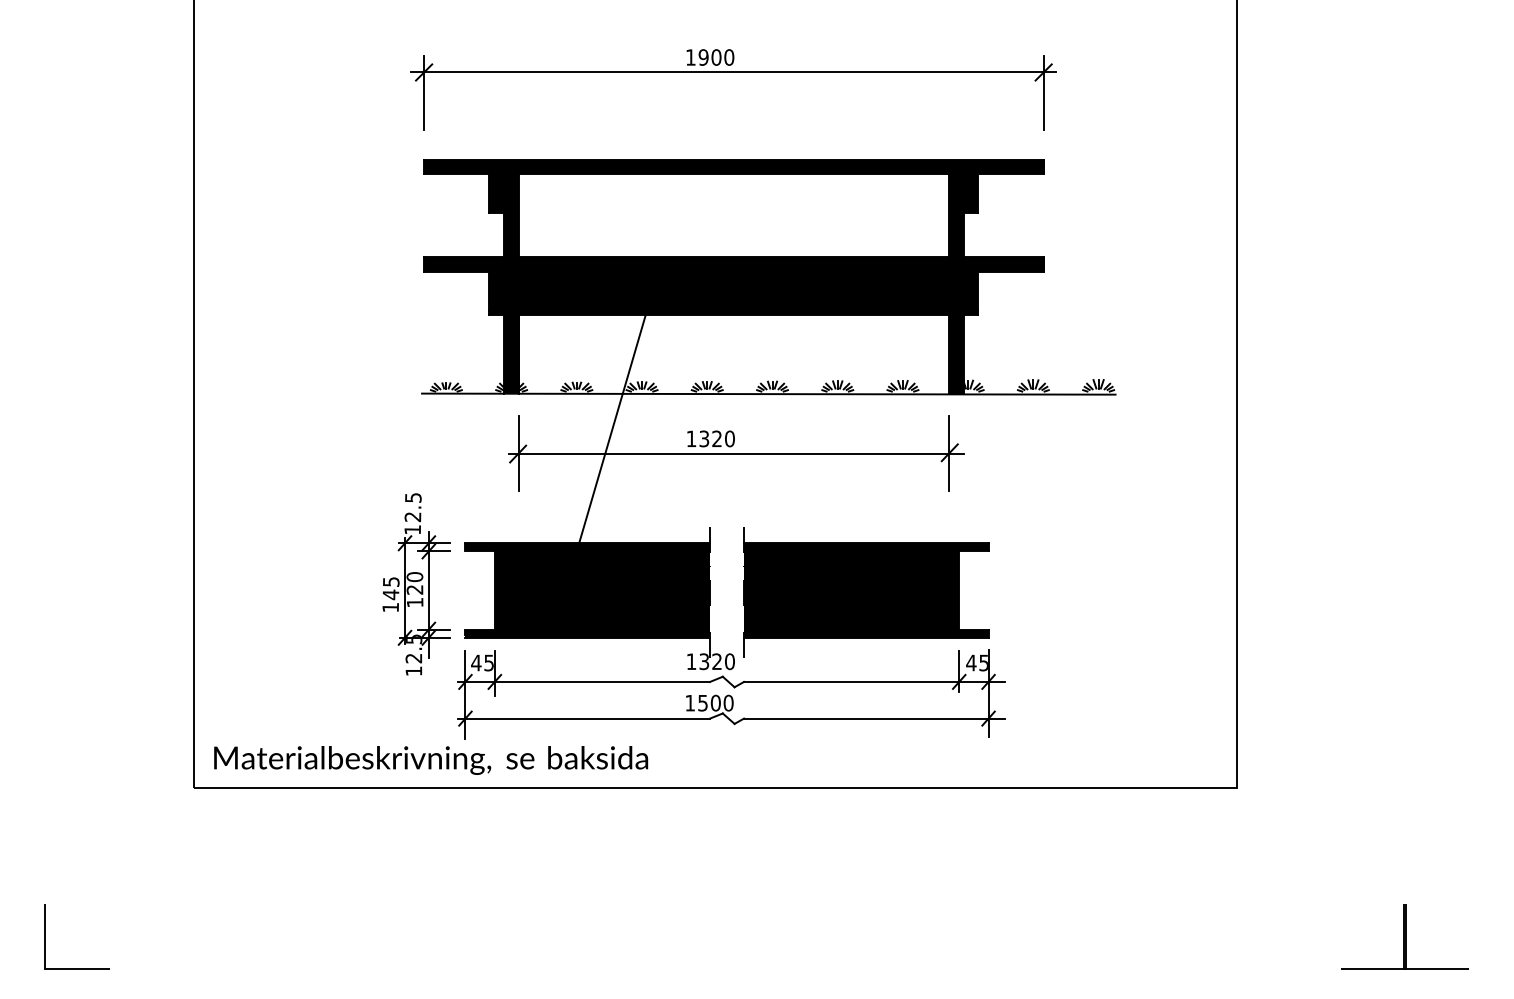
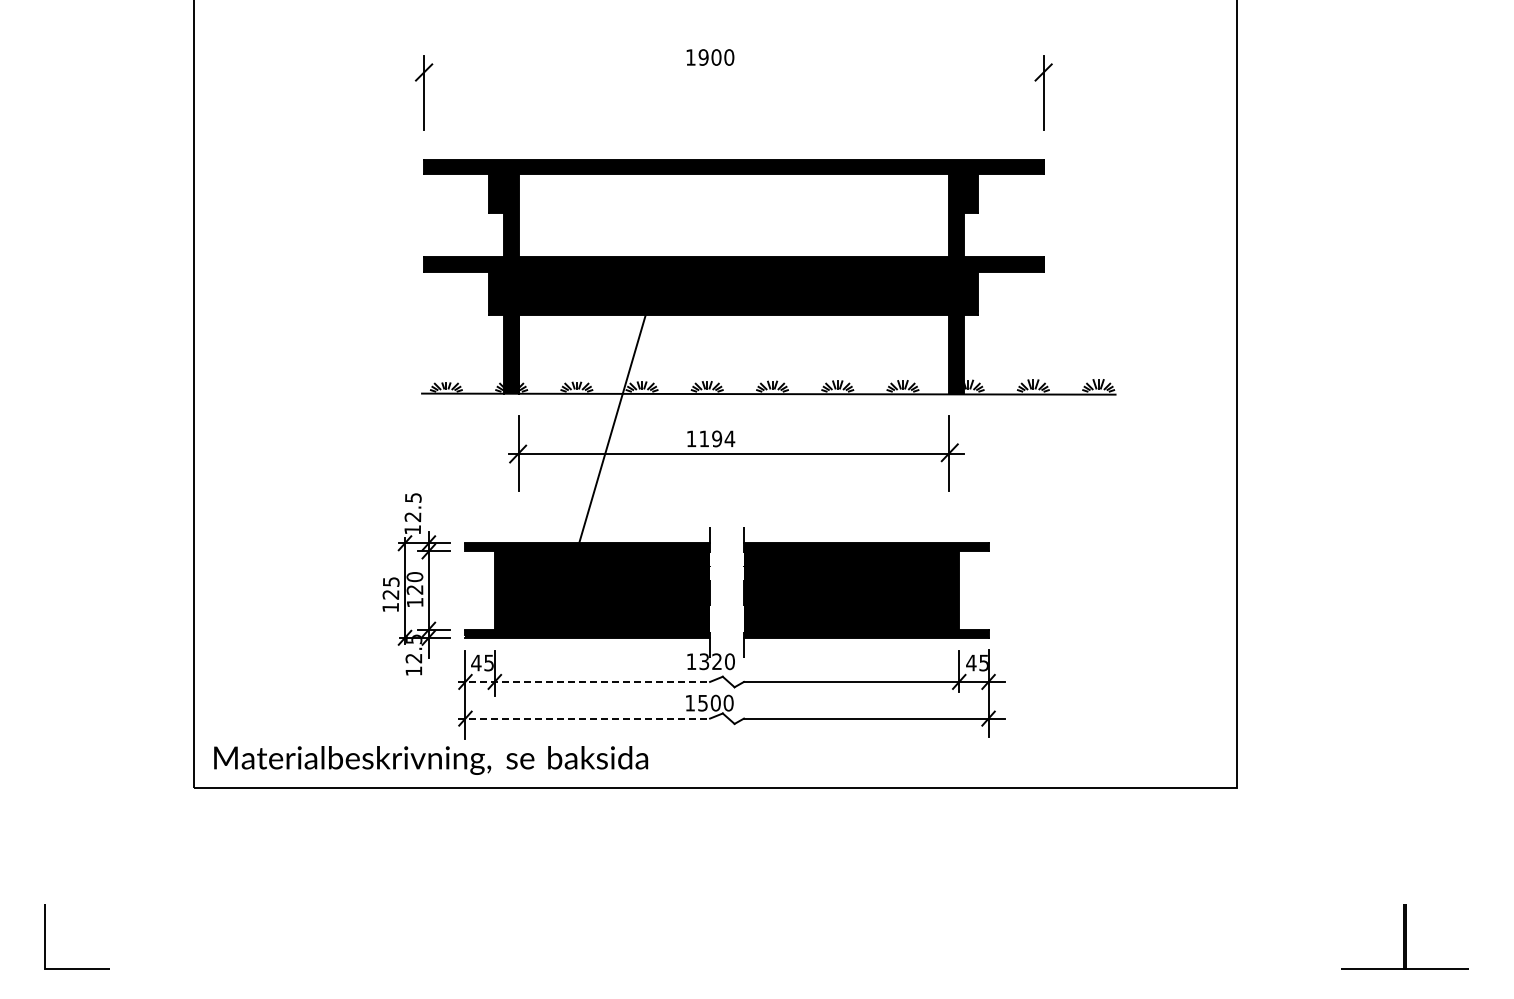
line: present -> none (733, 72)
text: 1320 -> 1194 (717, 438)
text: 145 -> 125 (390, 594)
line: solid -> dashed (584, 681)
line: solid -> dashed (584, 718)
